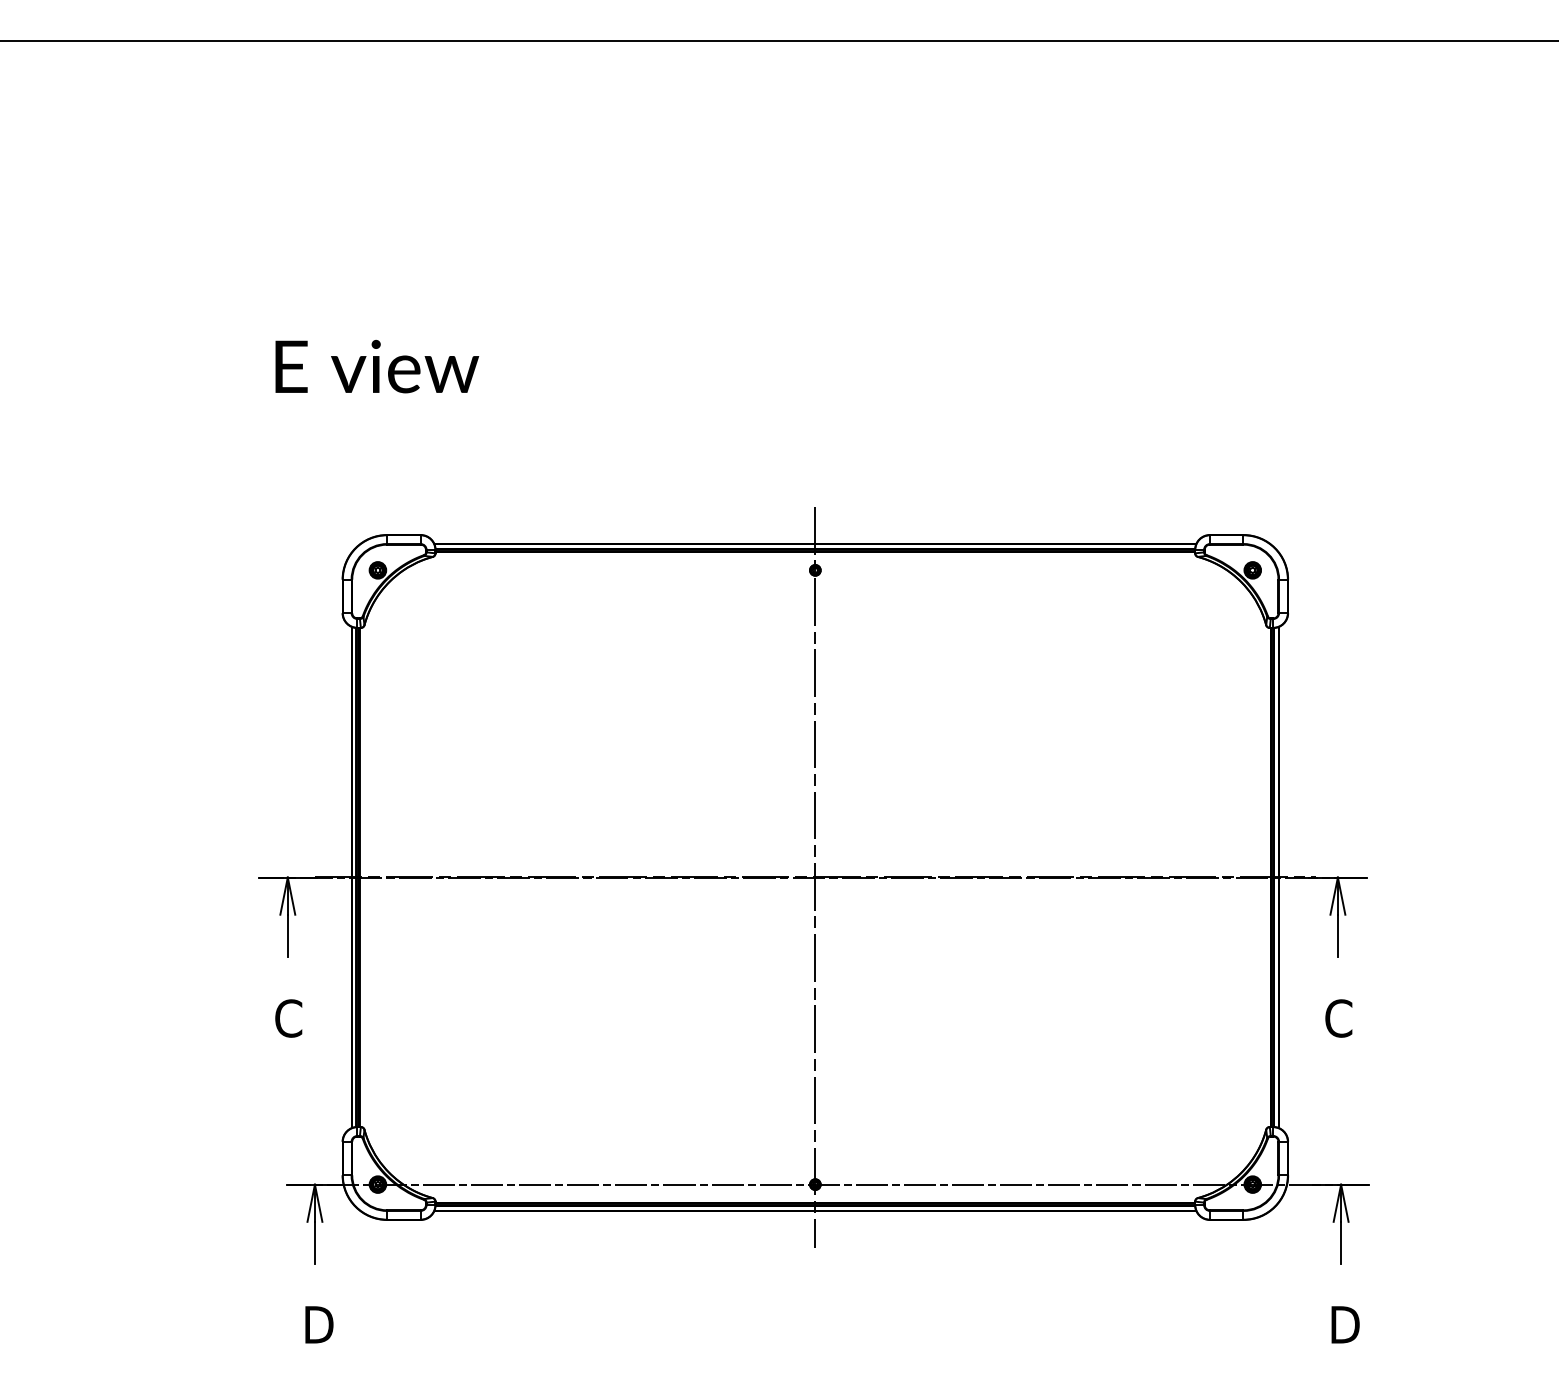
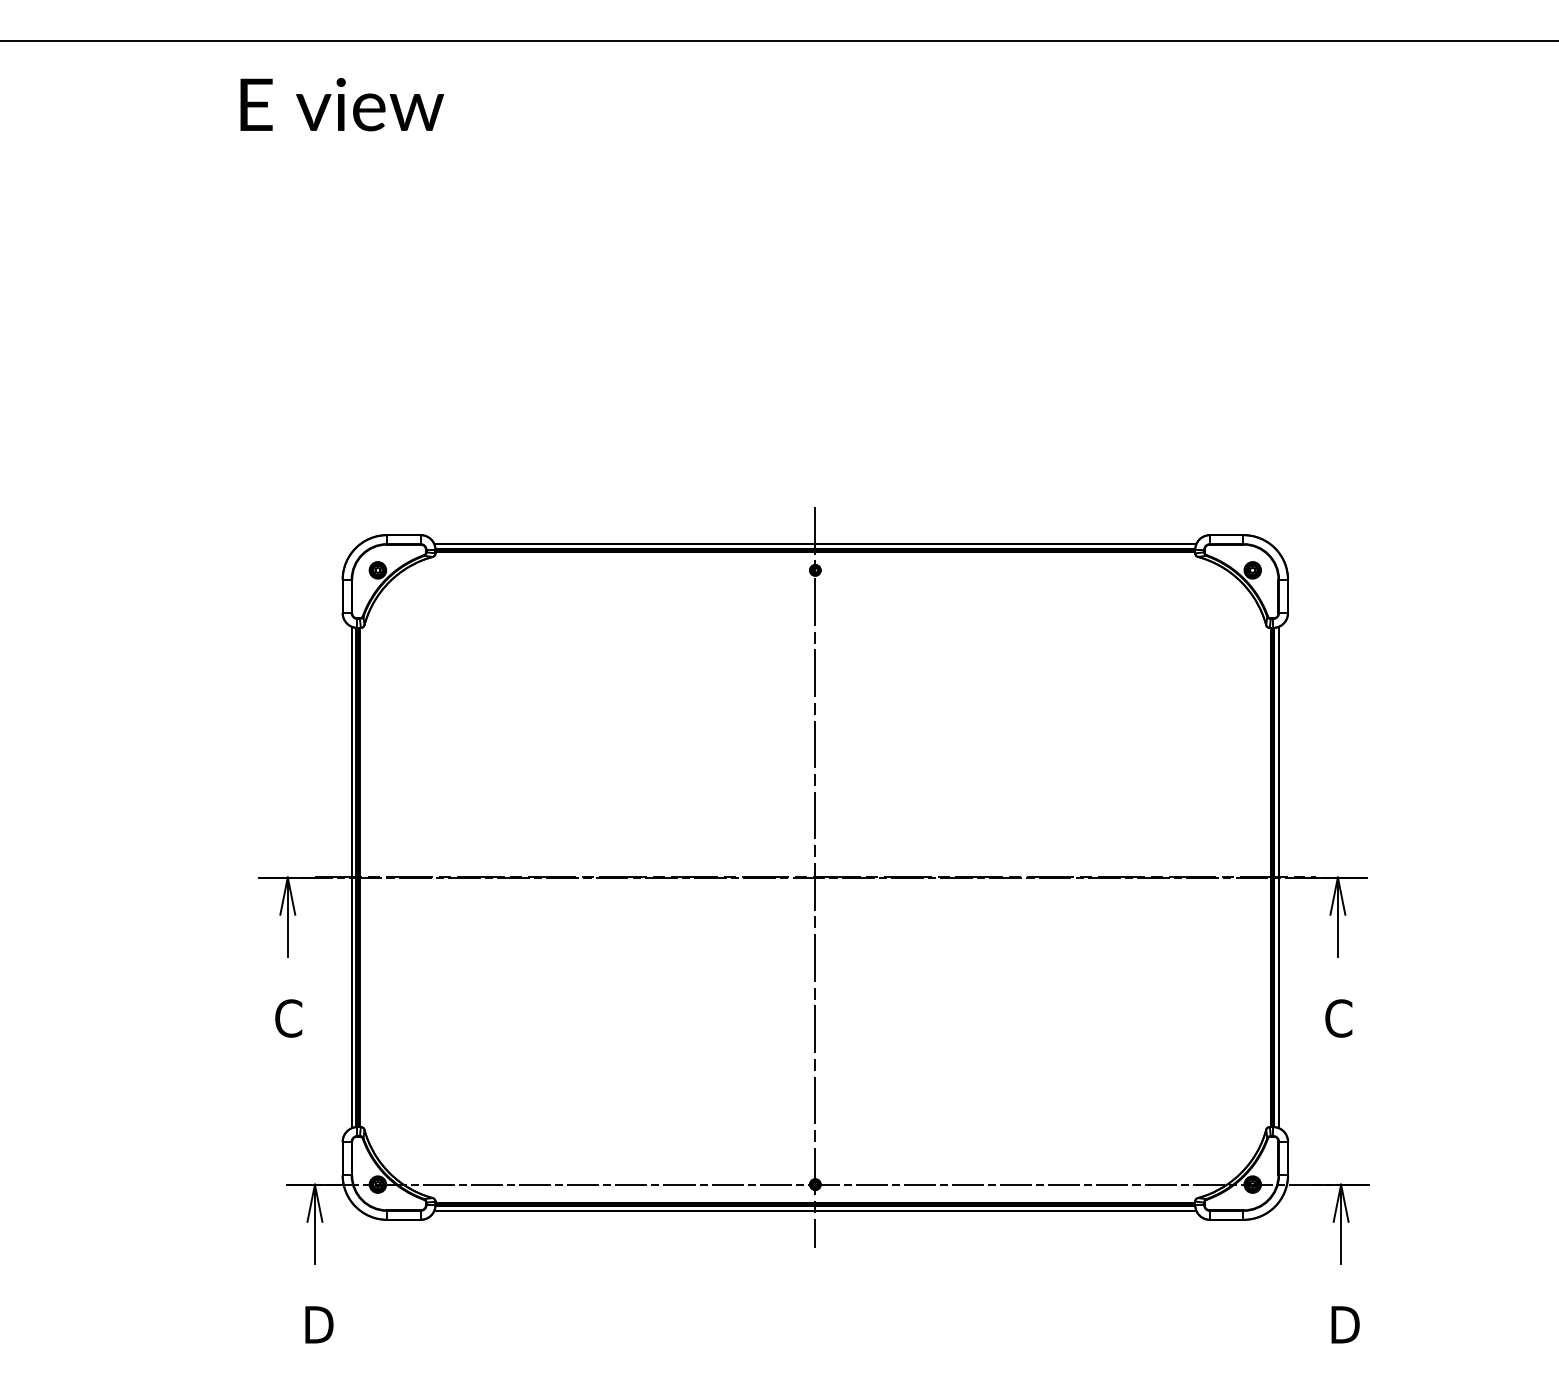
text position: (377, 366) -> (342, 104) (342, 104)
